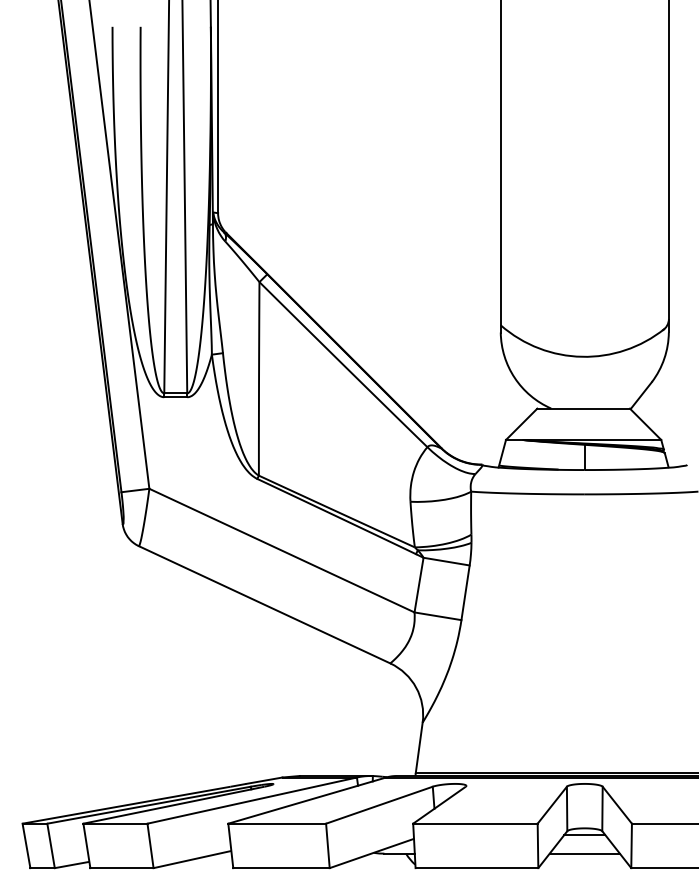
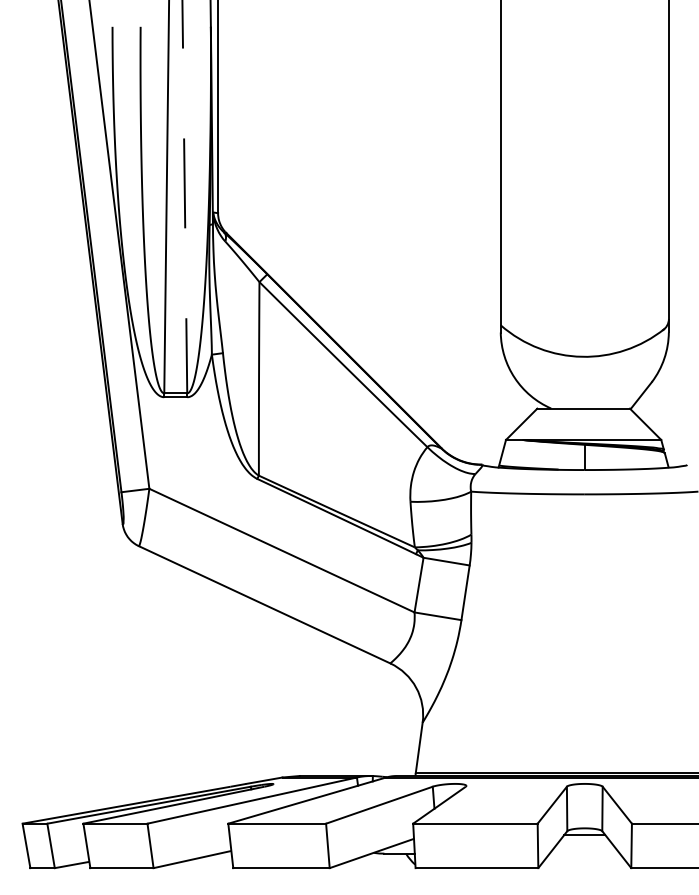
line: solid -> dashed (184, 197)
line: present -> none (584, 853)
